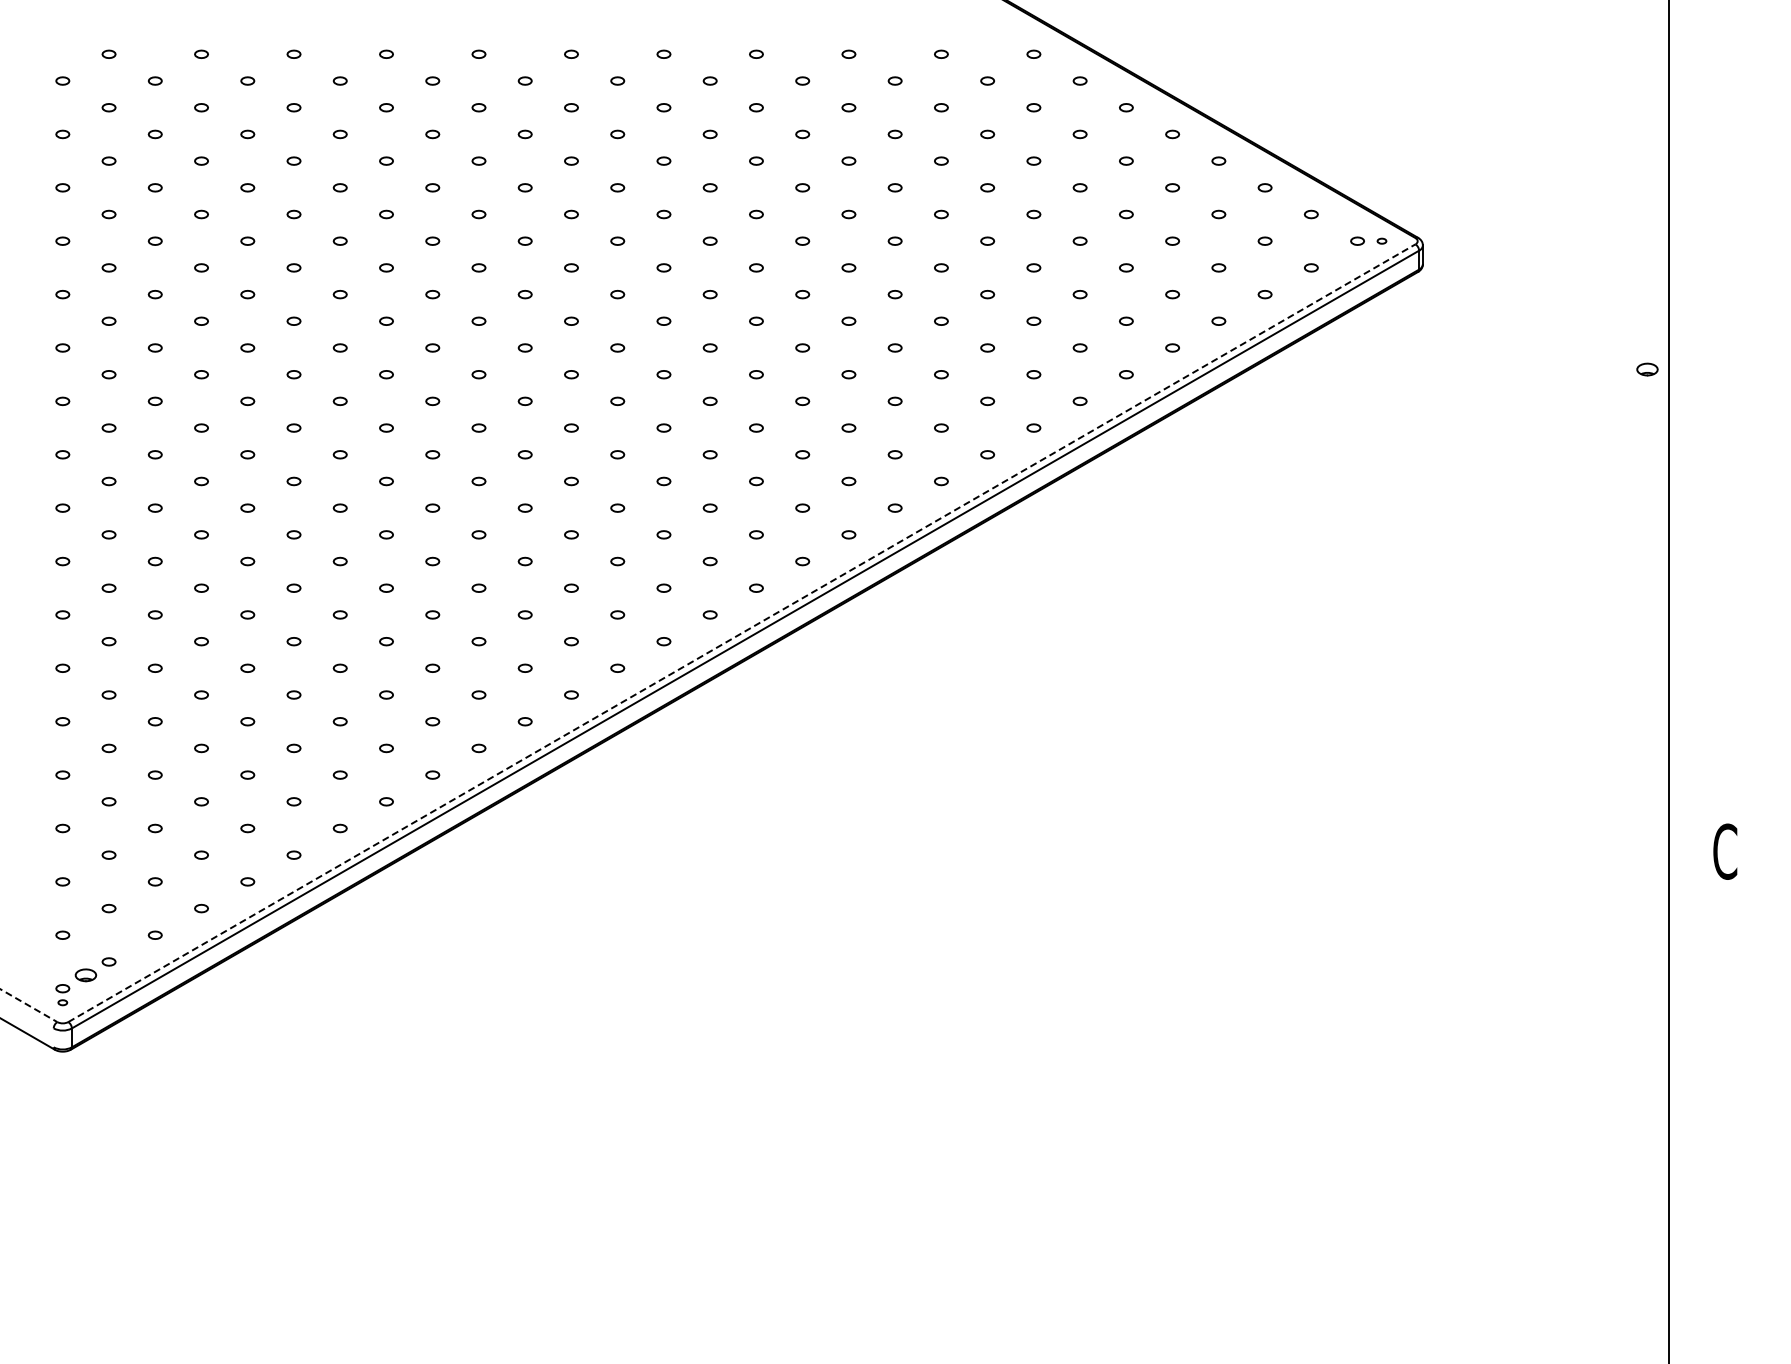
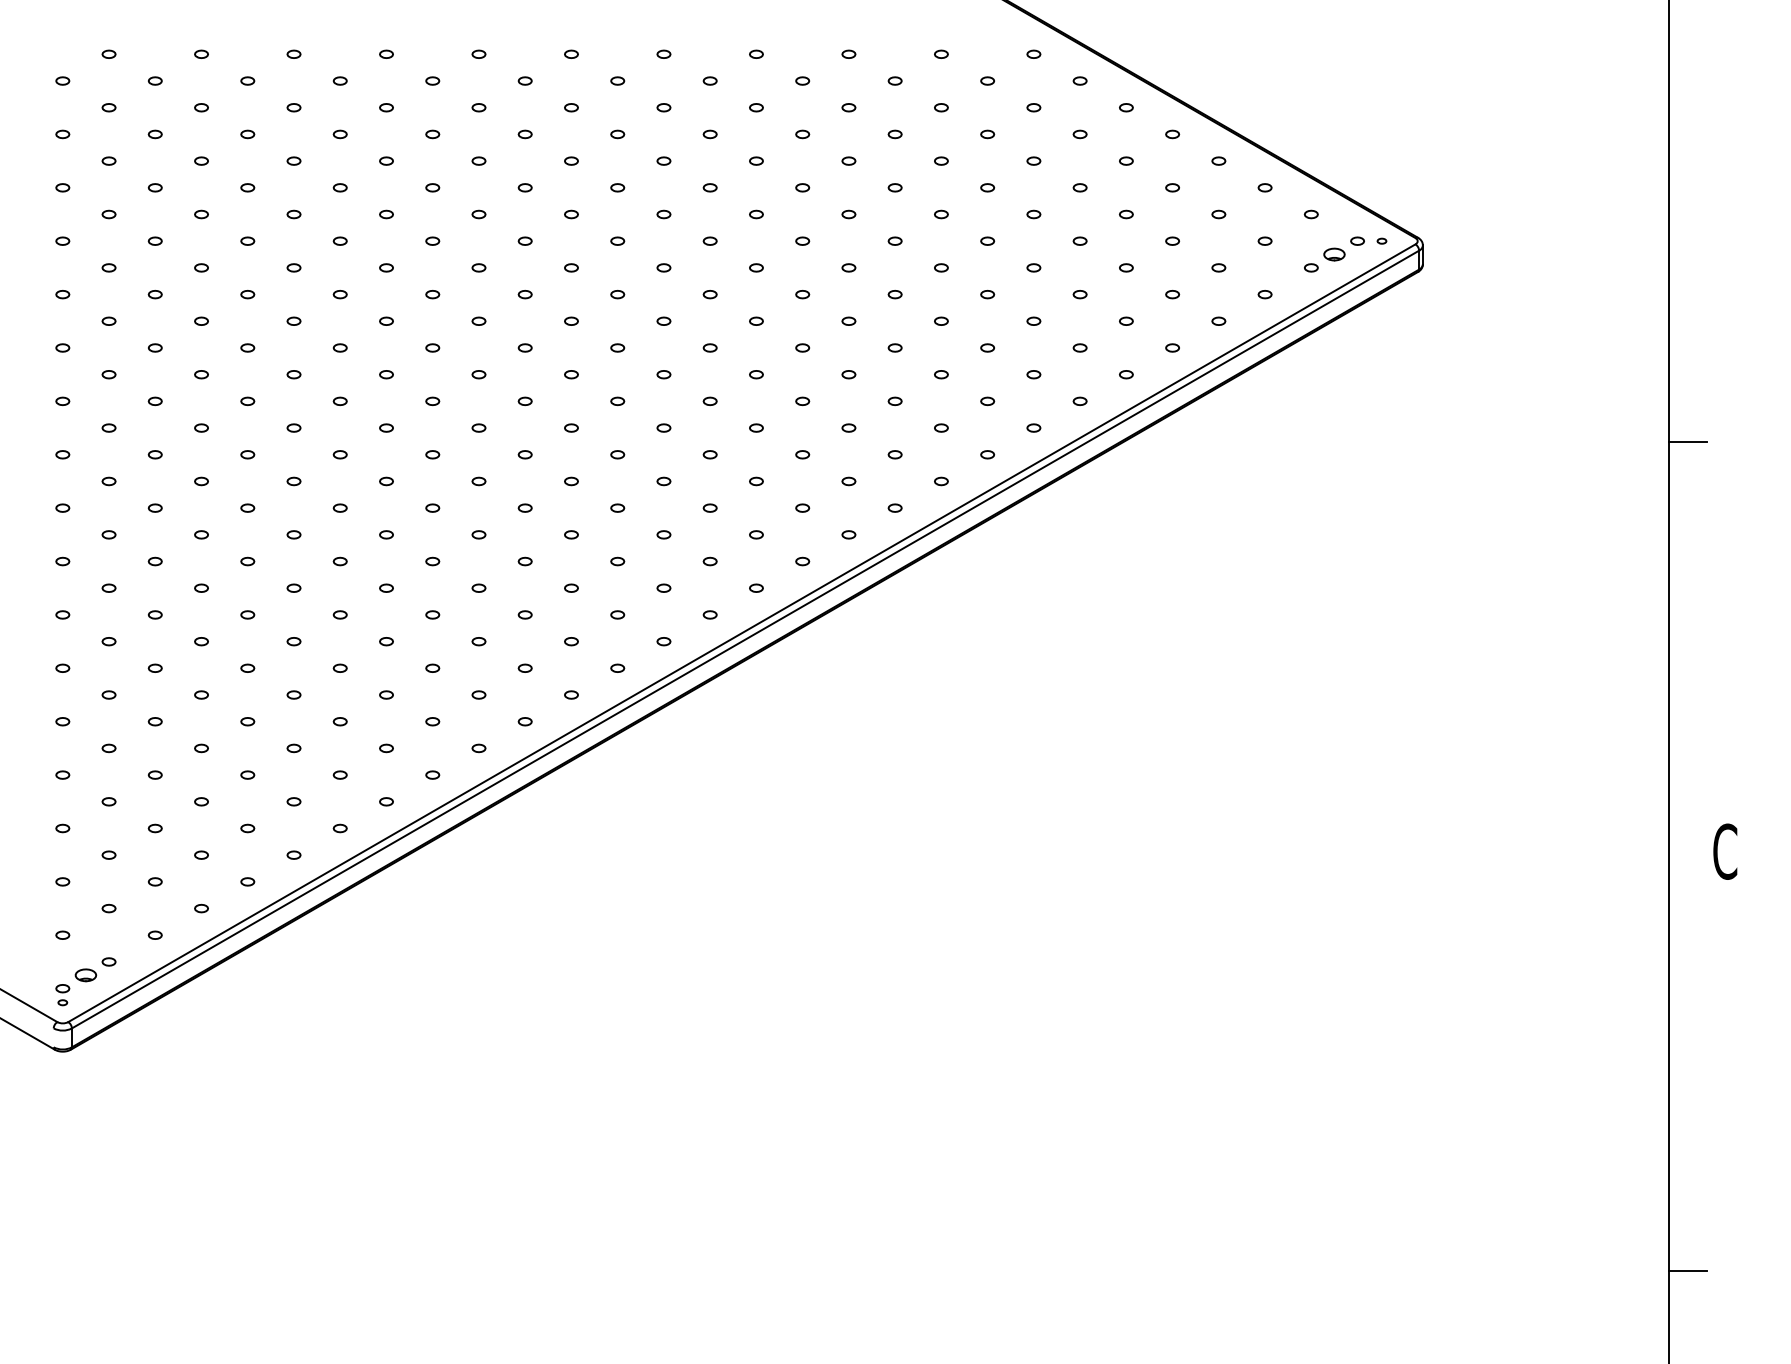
part position: (1647, 369) -> (1334, 254) (1334, 254)
line: none -> present (1687, 442)
line: dashed -> solid (741, 633)
line: dashed -> solid (28, 1005)
line: none -> present (1687, 1271)
